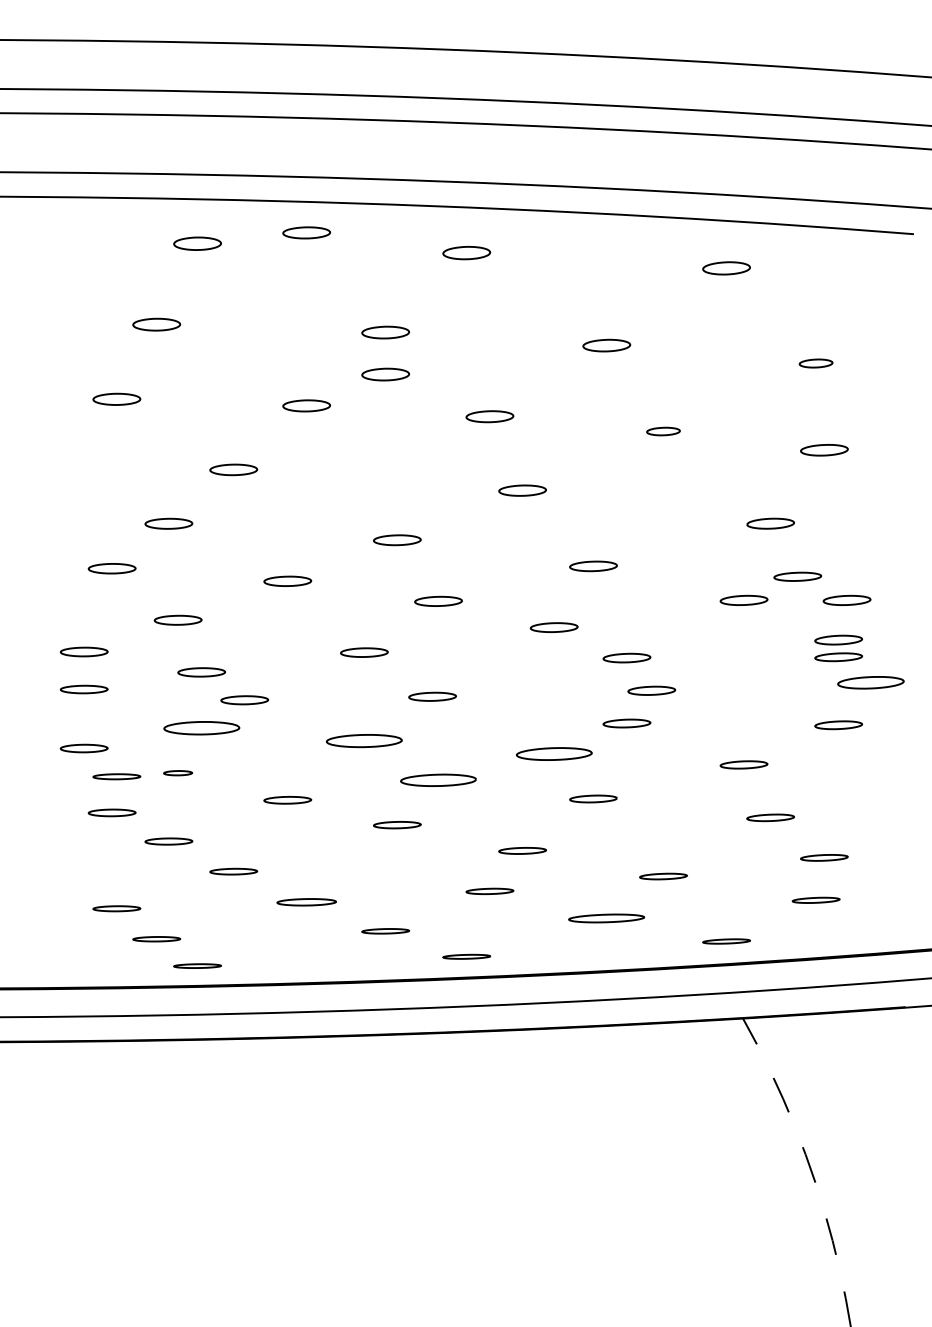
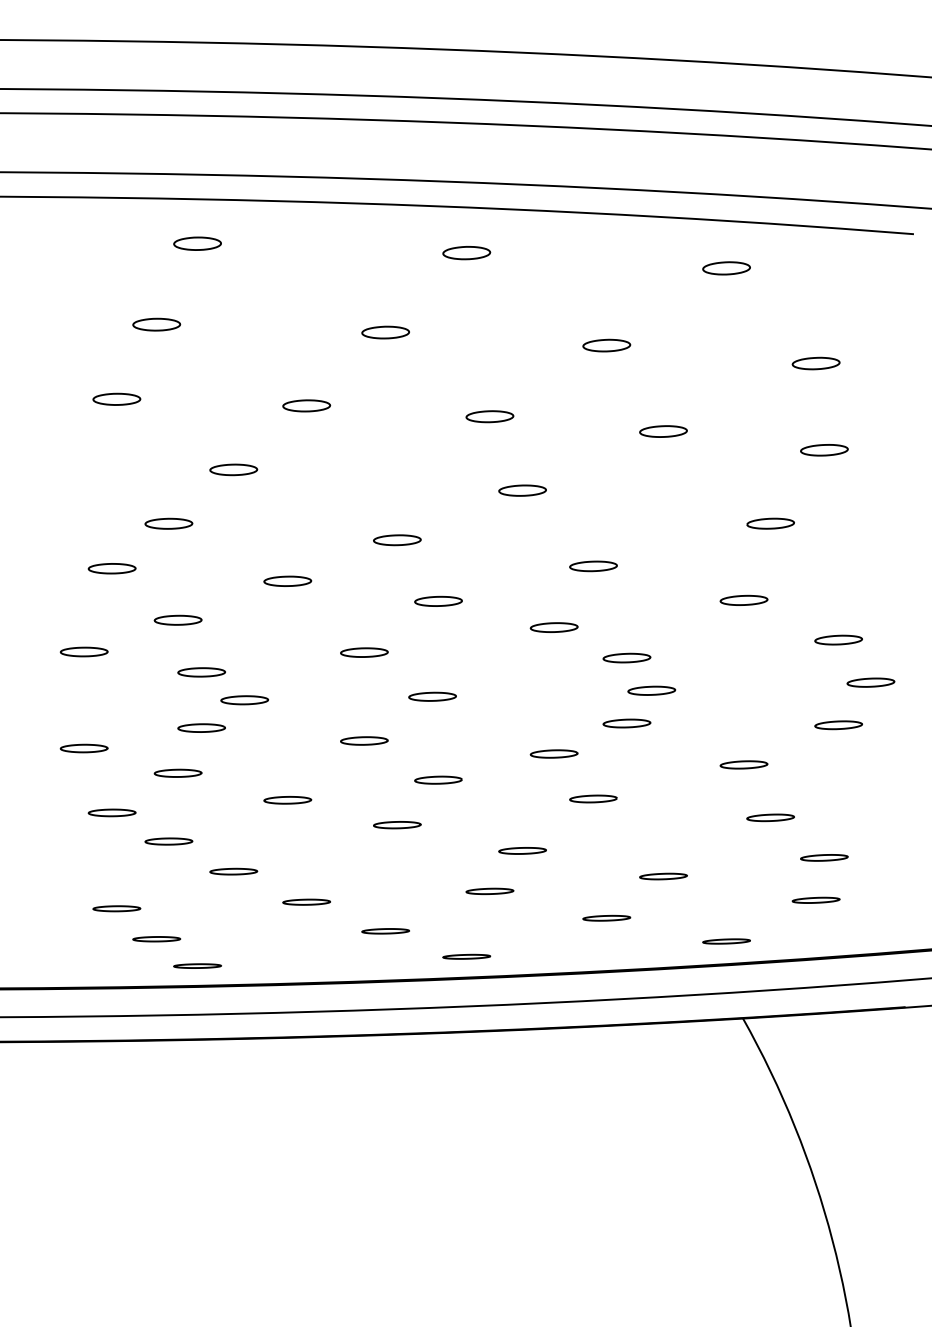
part: present -> none (306, 232)
part size: 36x11 px -> 50x15 px (815, 363)
part: present -> none (385, 374)
part size: 35x11 px -> 49x13 px (663, 431)
part: present -> none (797, 576)
part: present -> none (846, 599)
part: present -> none (838, 657)
part size: 68x14 px -> 50x11 px (870, 682)
part: present -> none (83, 689)
part size: 78x15 px -> 49x10 px (201, 727)
part size: 78x15 px -> 49x10 px (364, 740)
part size: 77x14 px -> 50x10 px (553, 753)
part size: 31x7 px -> 50x10 px (177, 772)
part: present -> none (116, 776)
part size: 77x14 px -> 49x10 px (438, 779)
part size: 61x9 px -> 49x8 px (306, 901)
part size: 78x11 px -> 50x8 px (606, 917)
arc: dashed -> solid (809, 1166)
